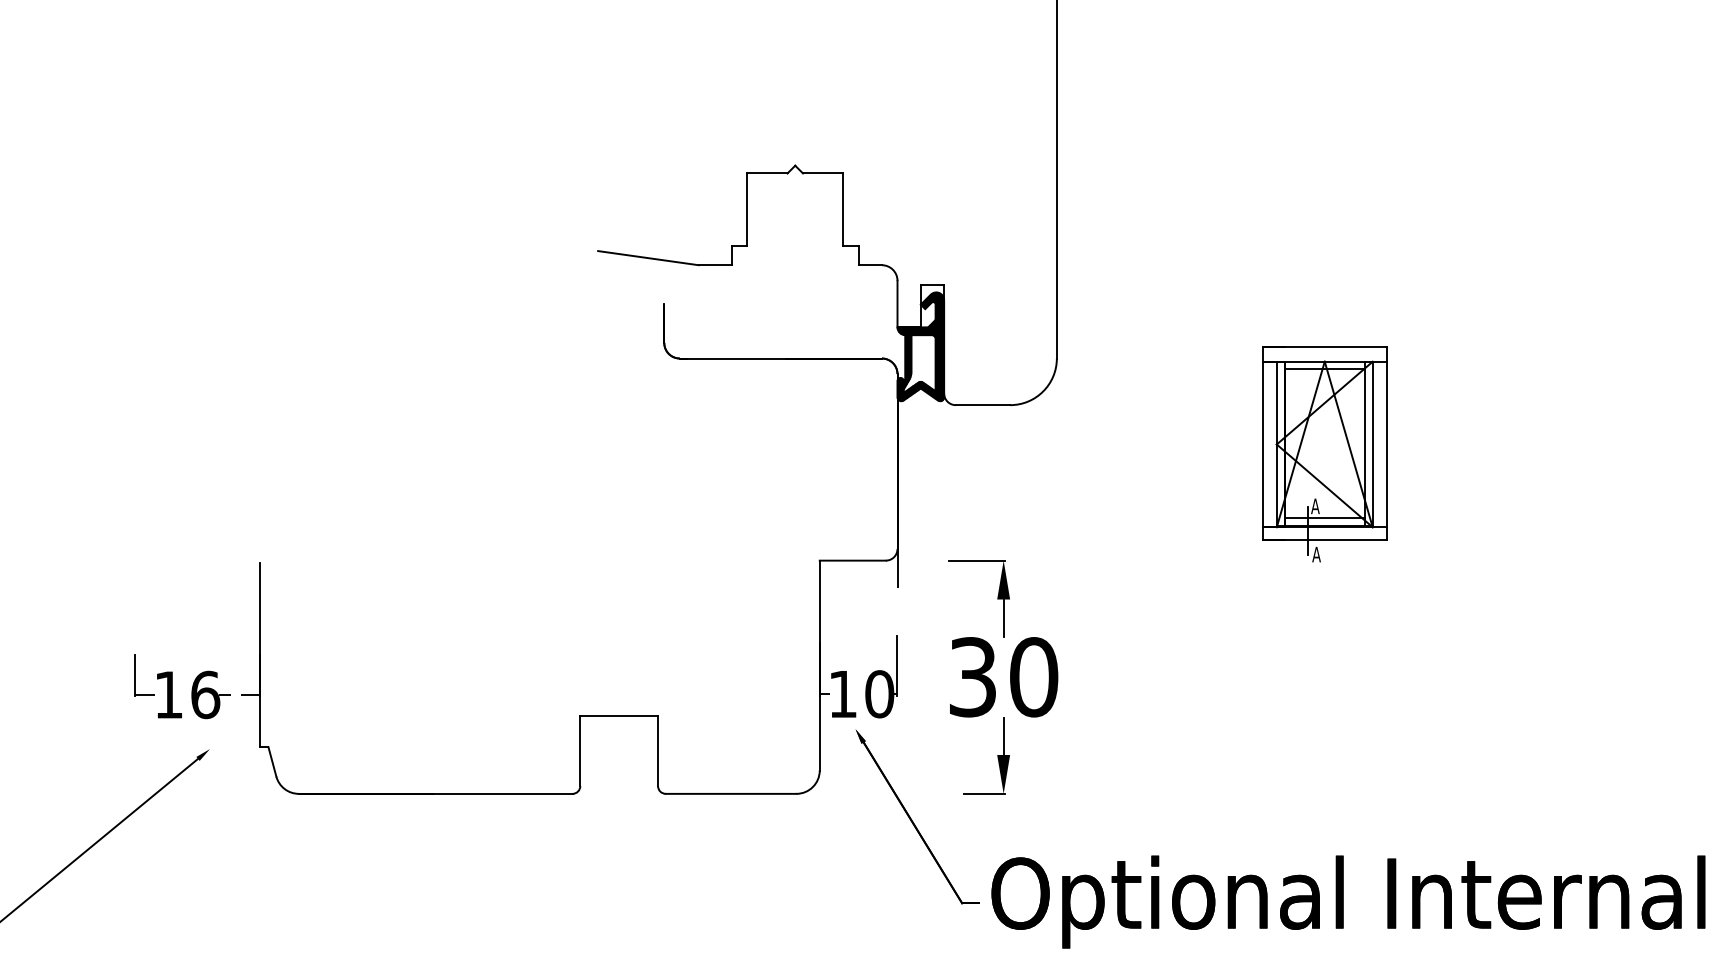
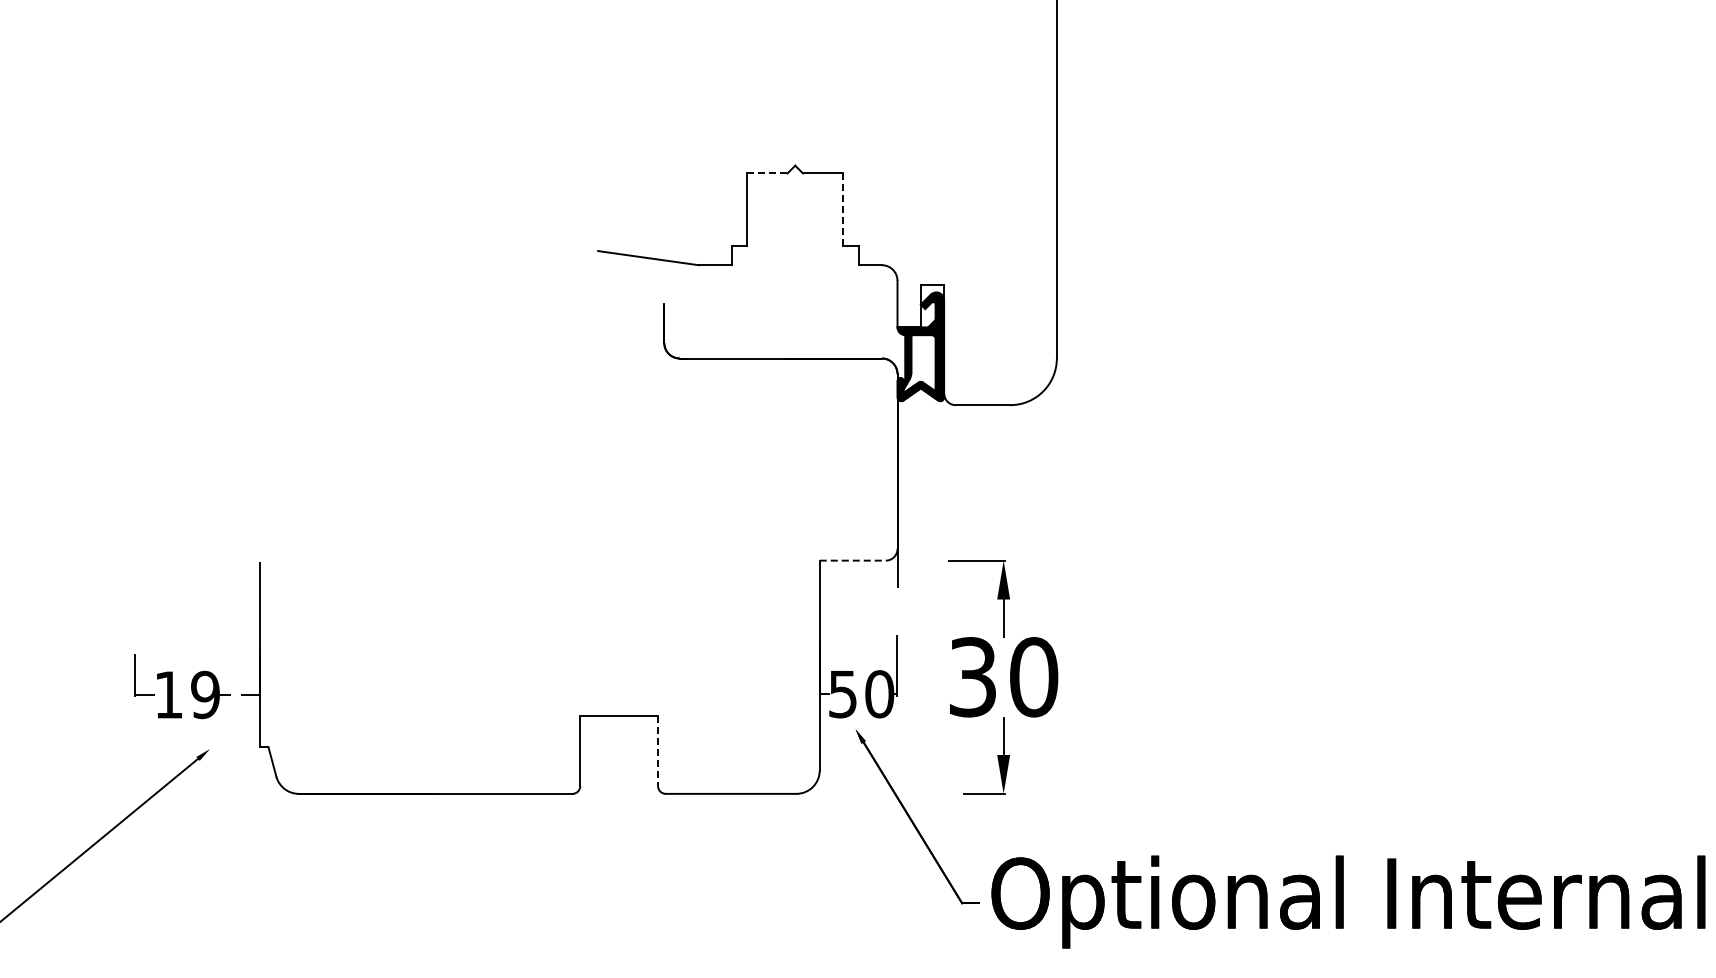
line: solid -> dashed (767, 173)
line: solid -> dashed (843, 210)
part: present -> none (1324, 454)
line: solid -> dashed (853, 560)
text: 16 -> 19 (205, 694)
text: 10 -> 50 (842, 694)
line: solid -> dashed (658, 751)
